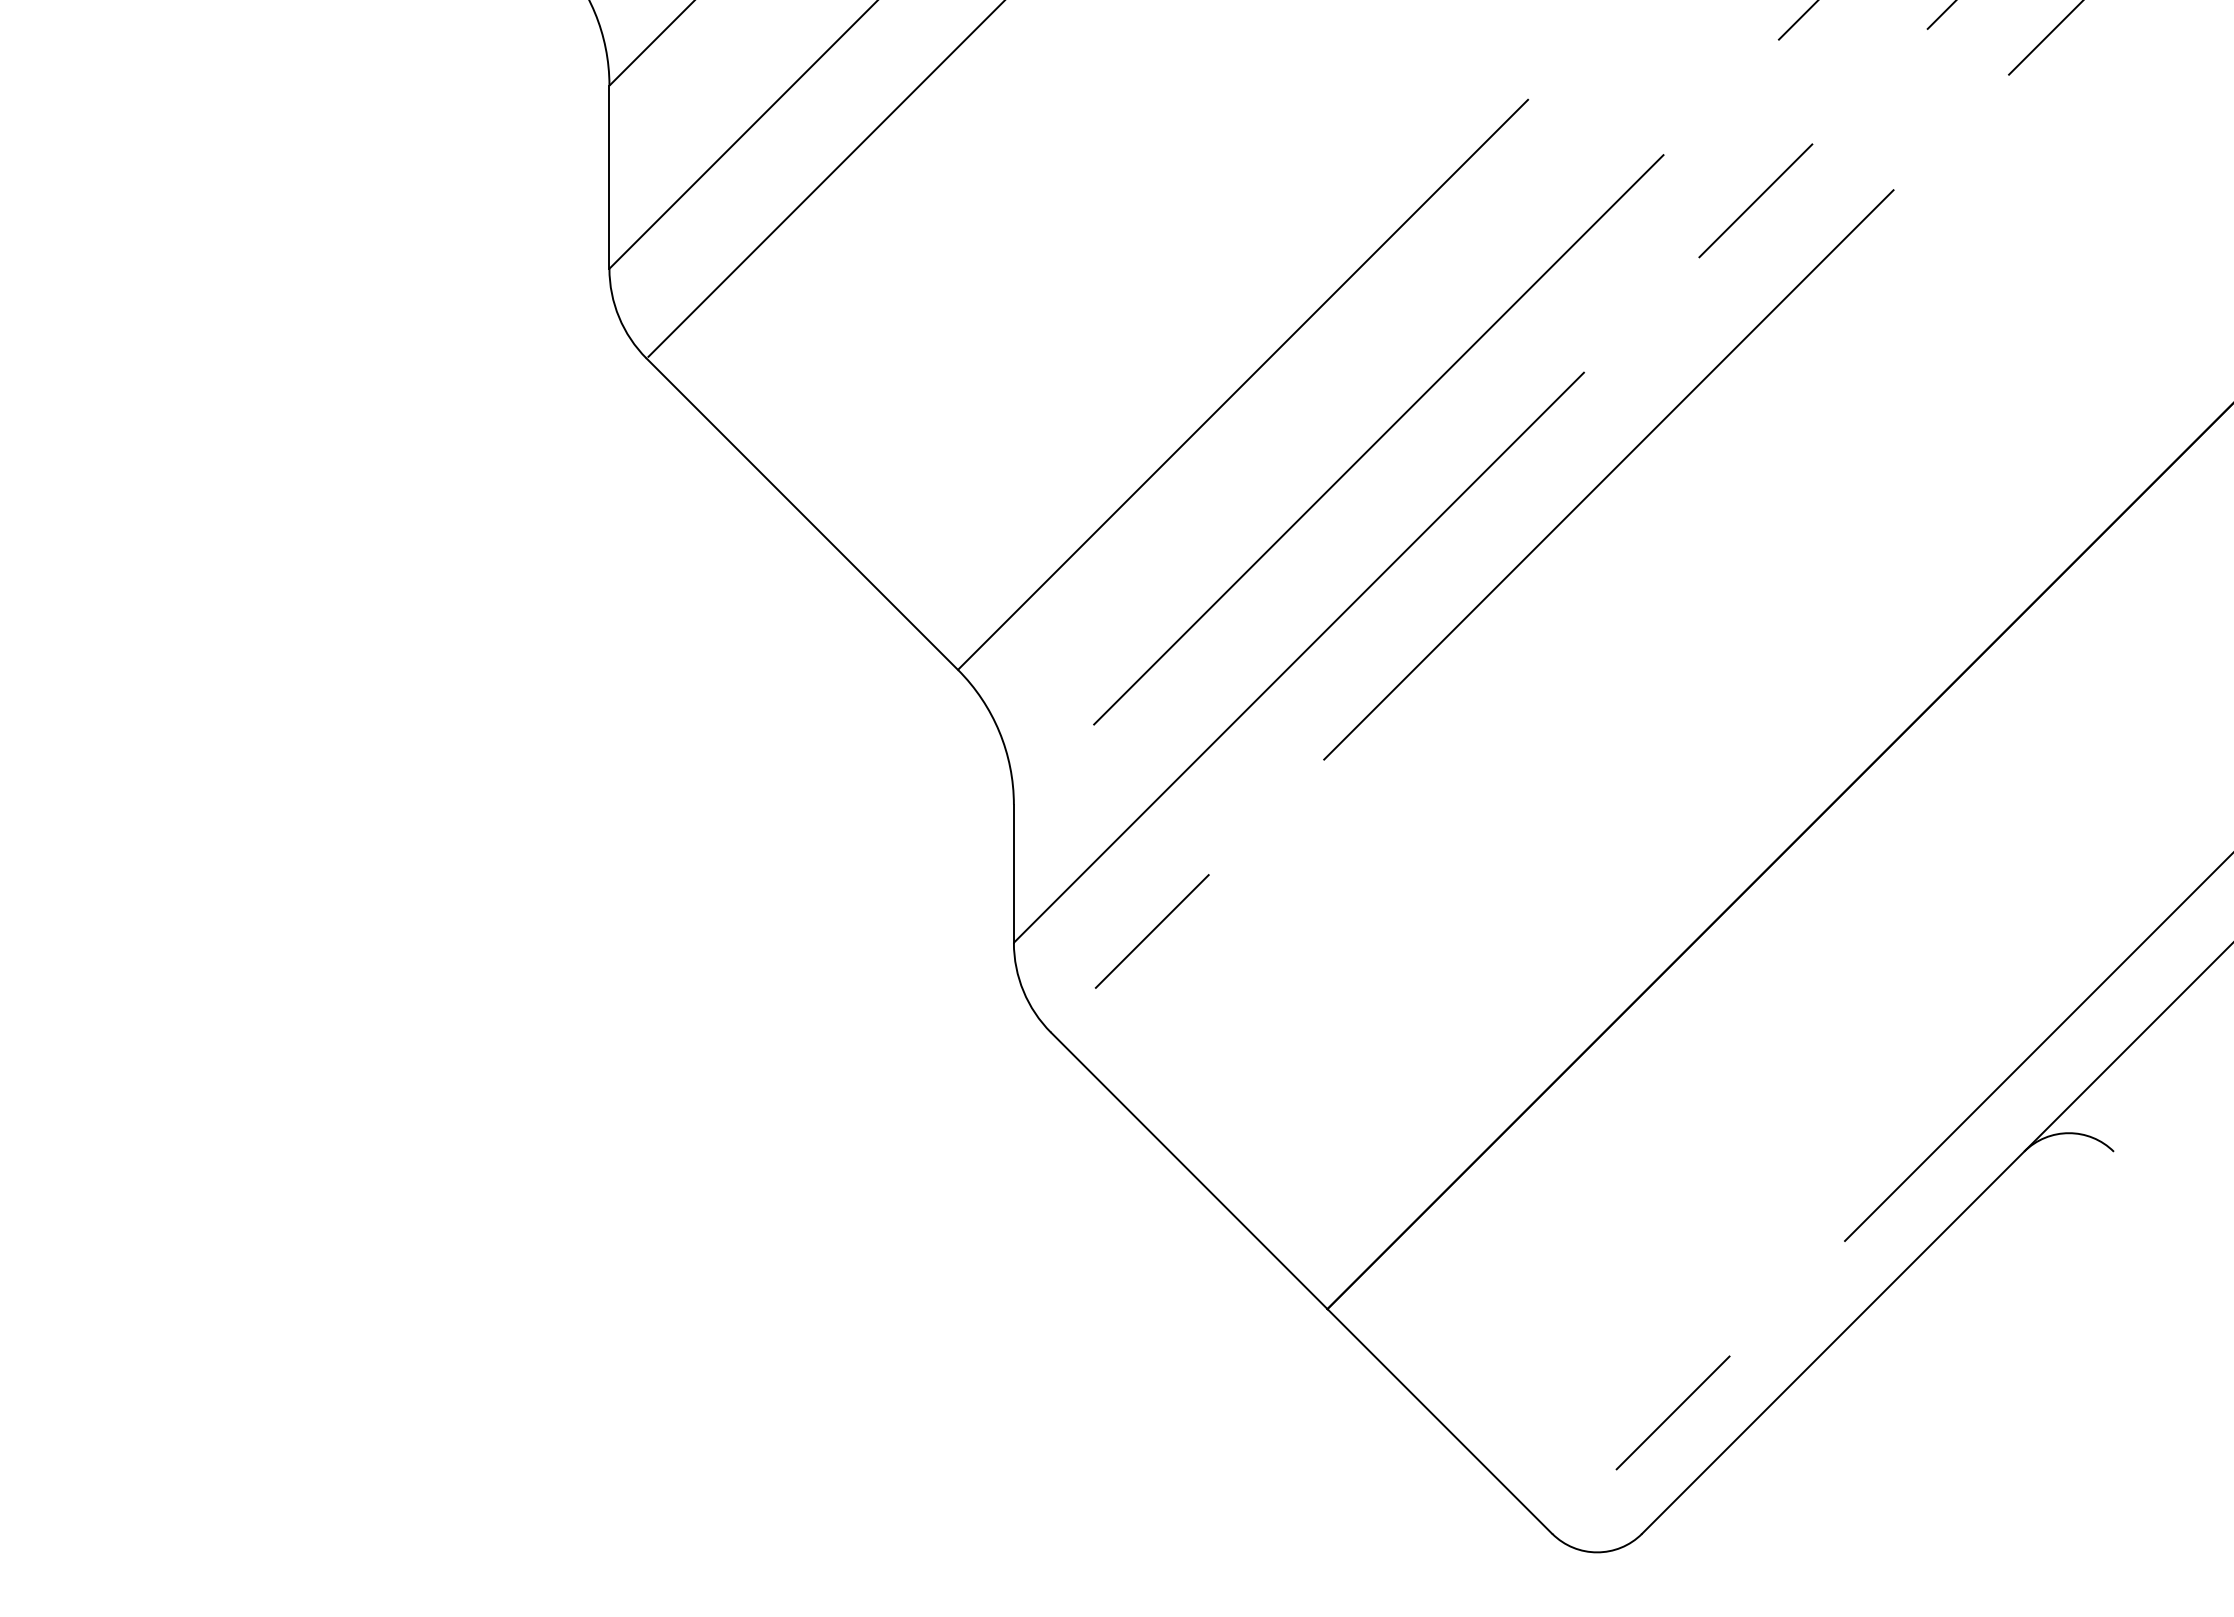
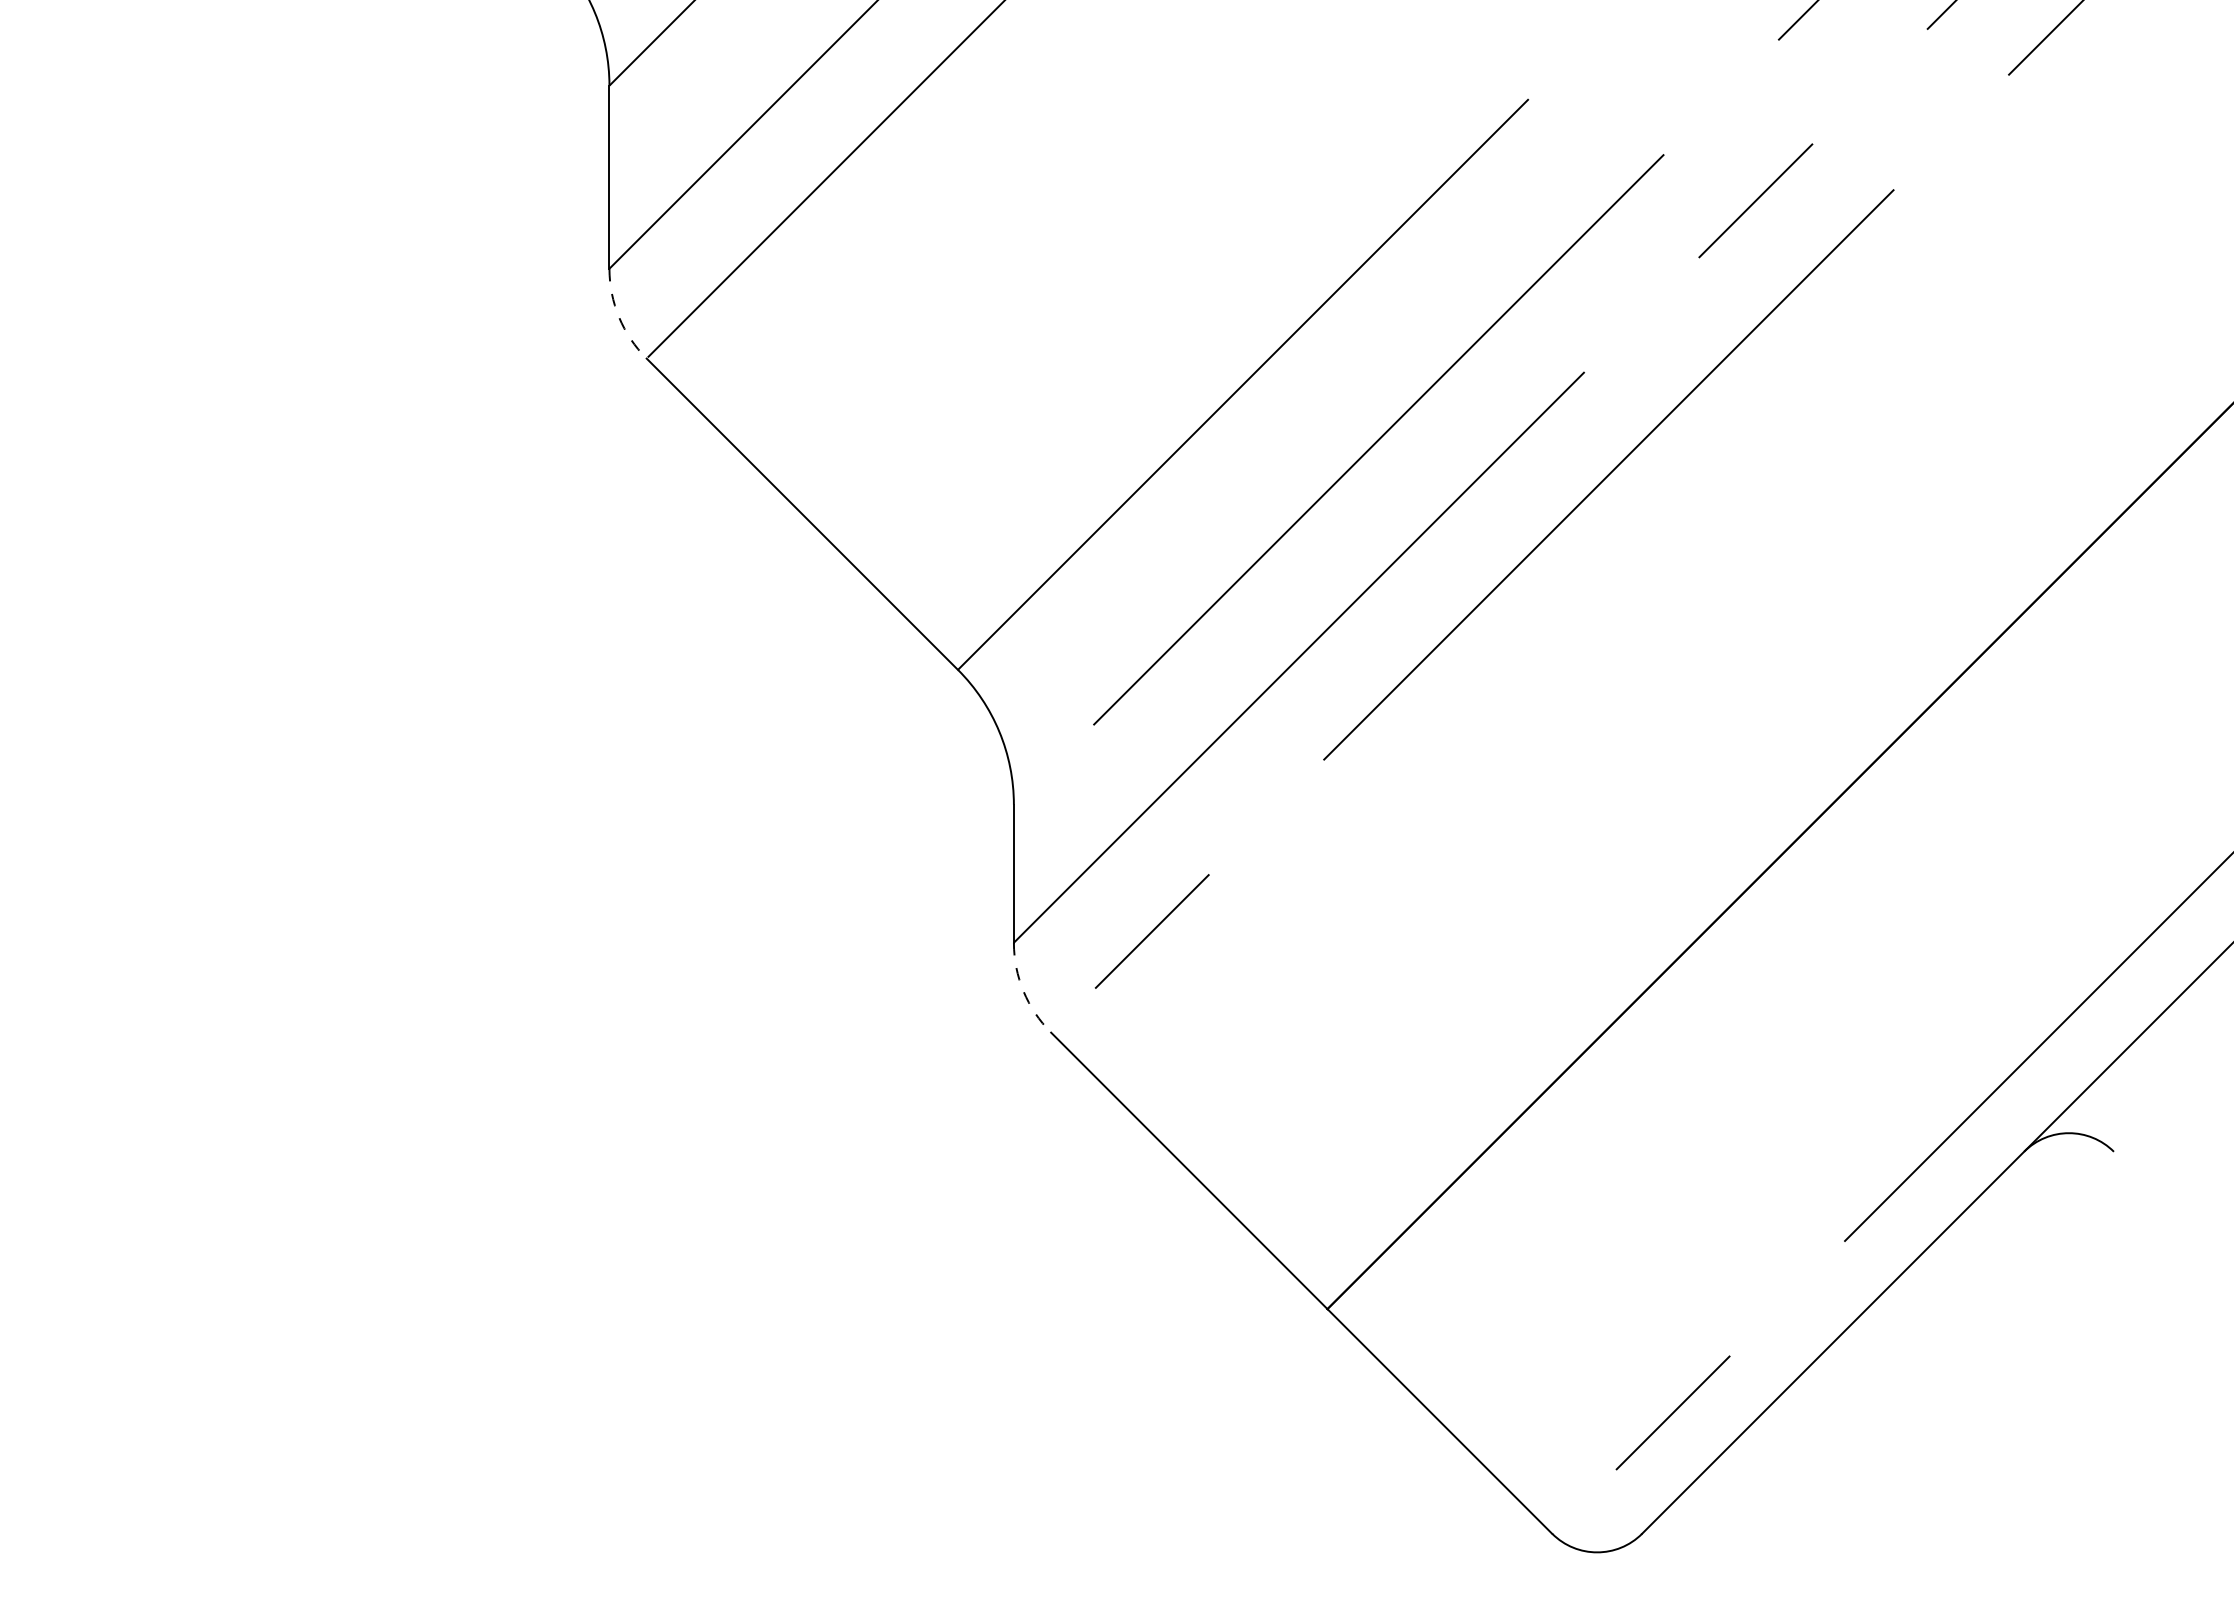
arc: solid -> dashed (619, 317)
arc: solid -> dashed (1023, 991)
